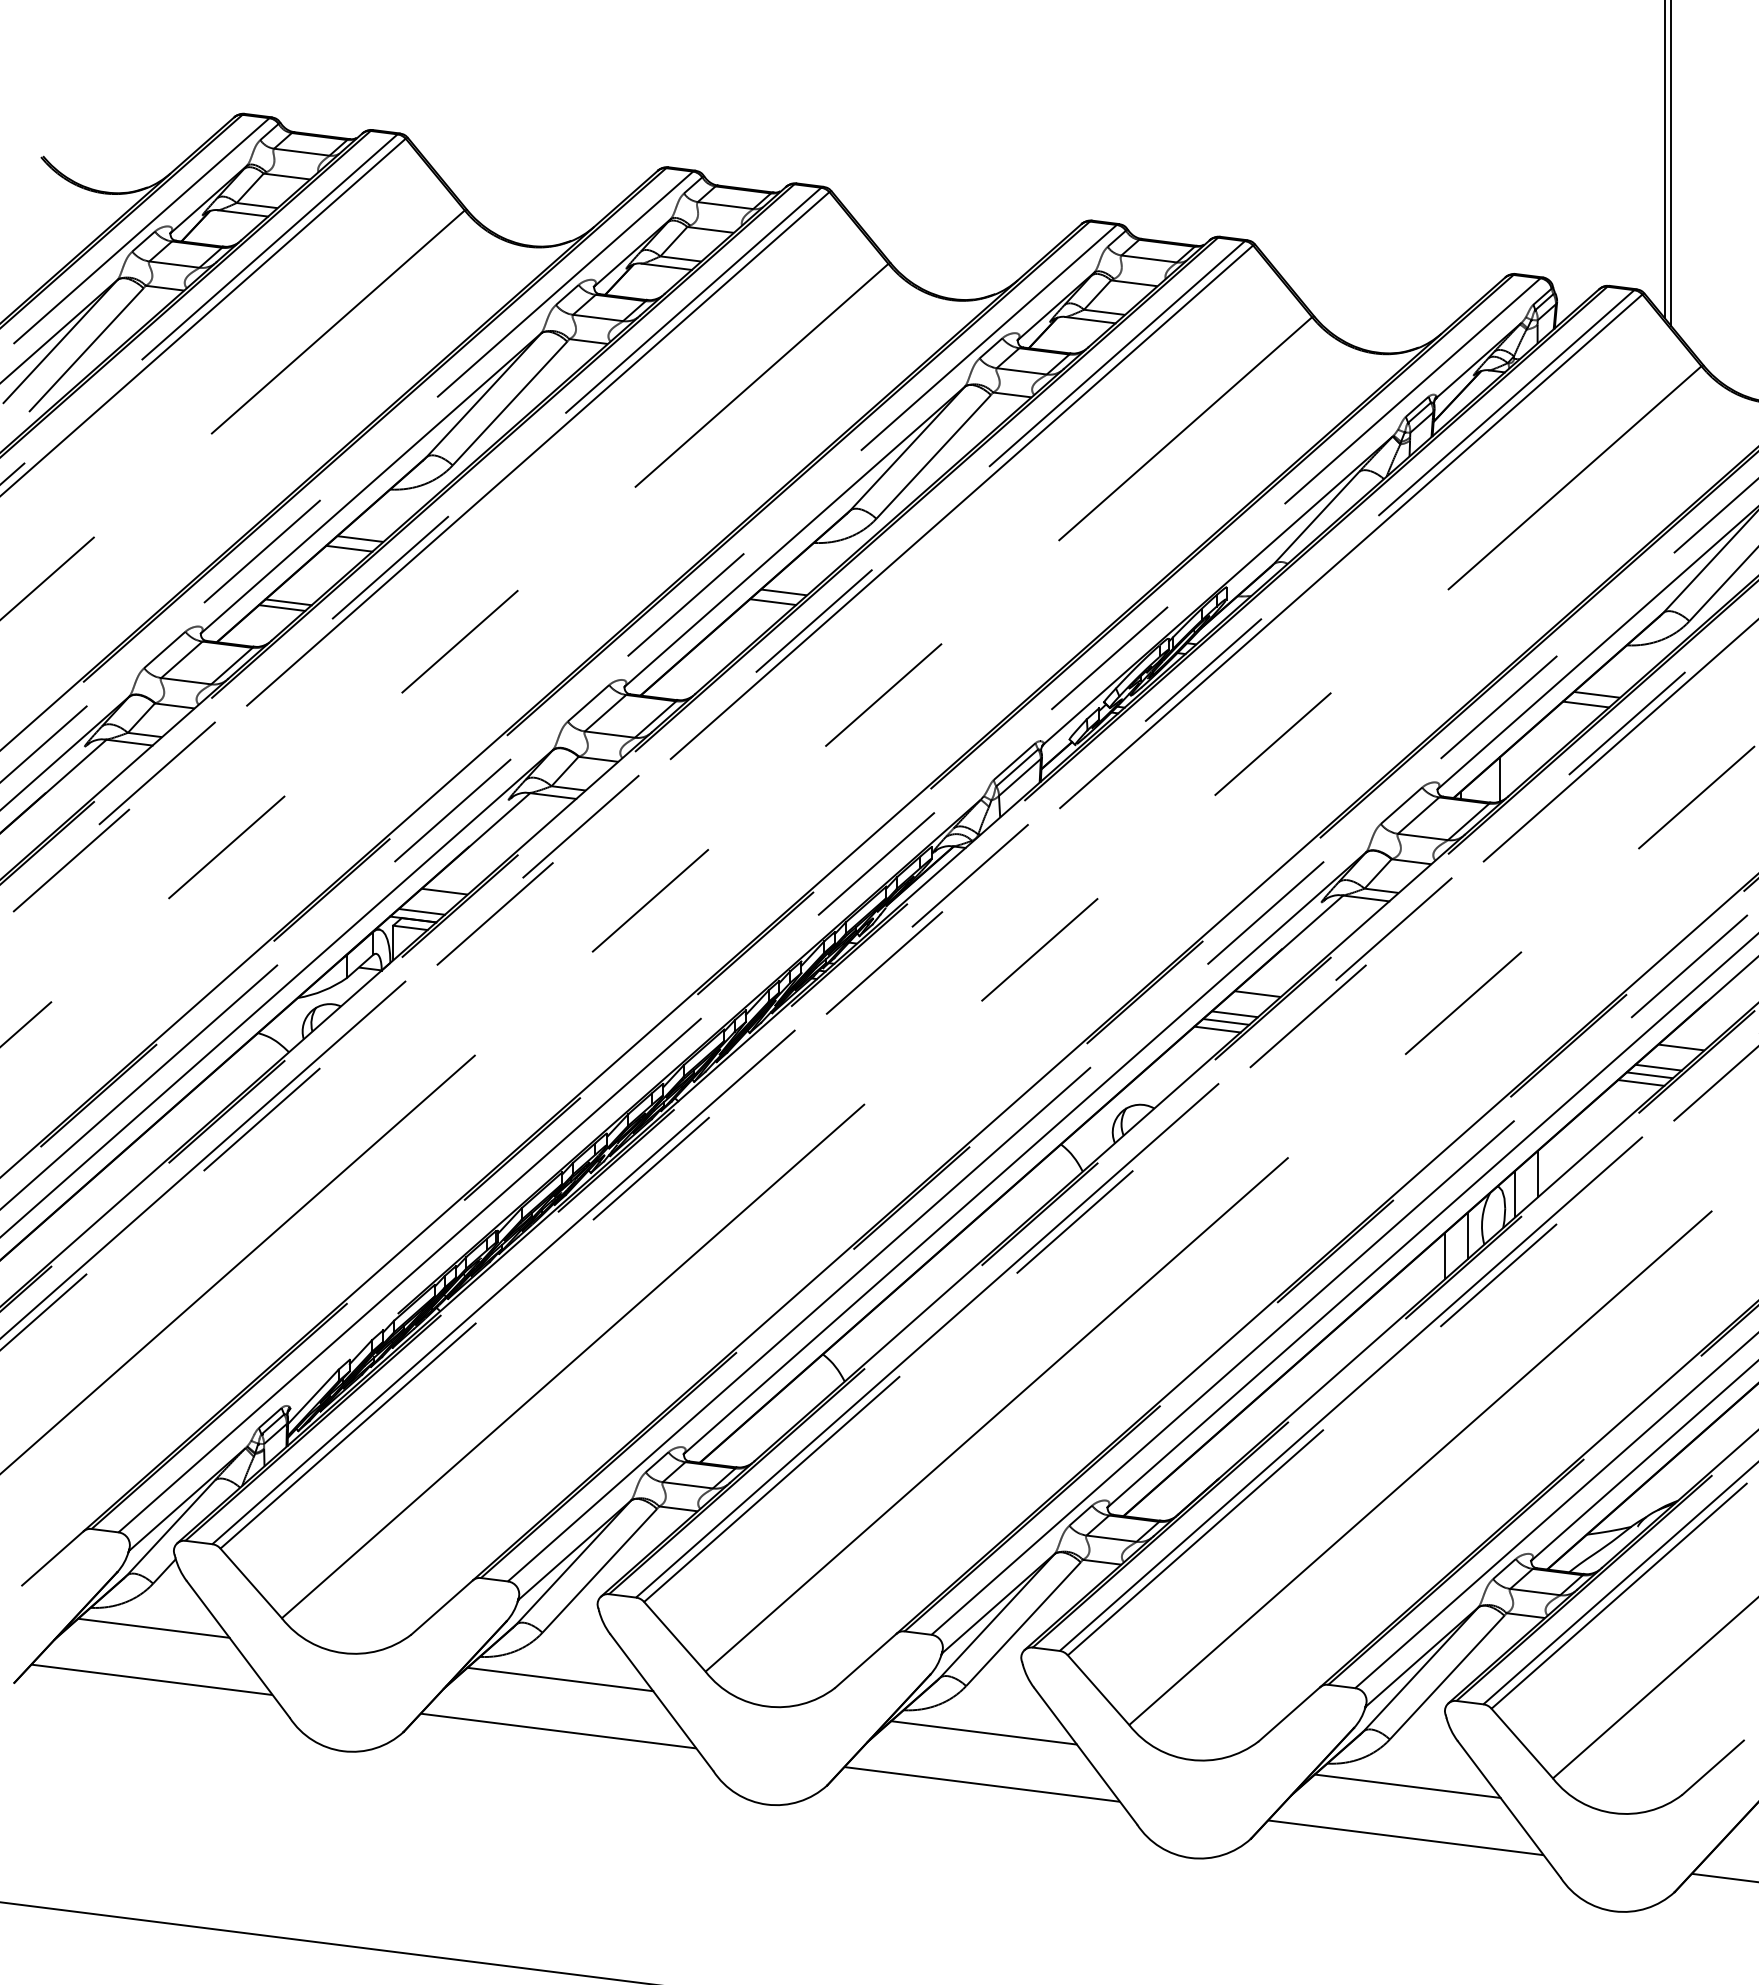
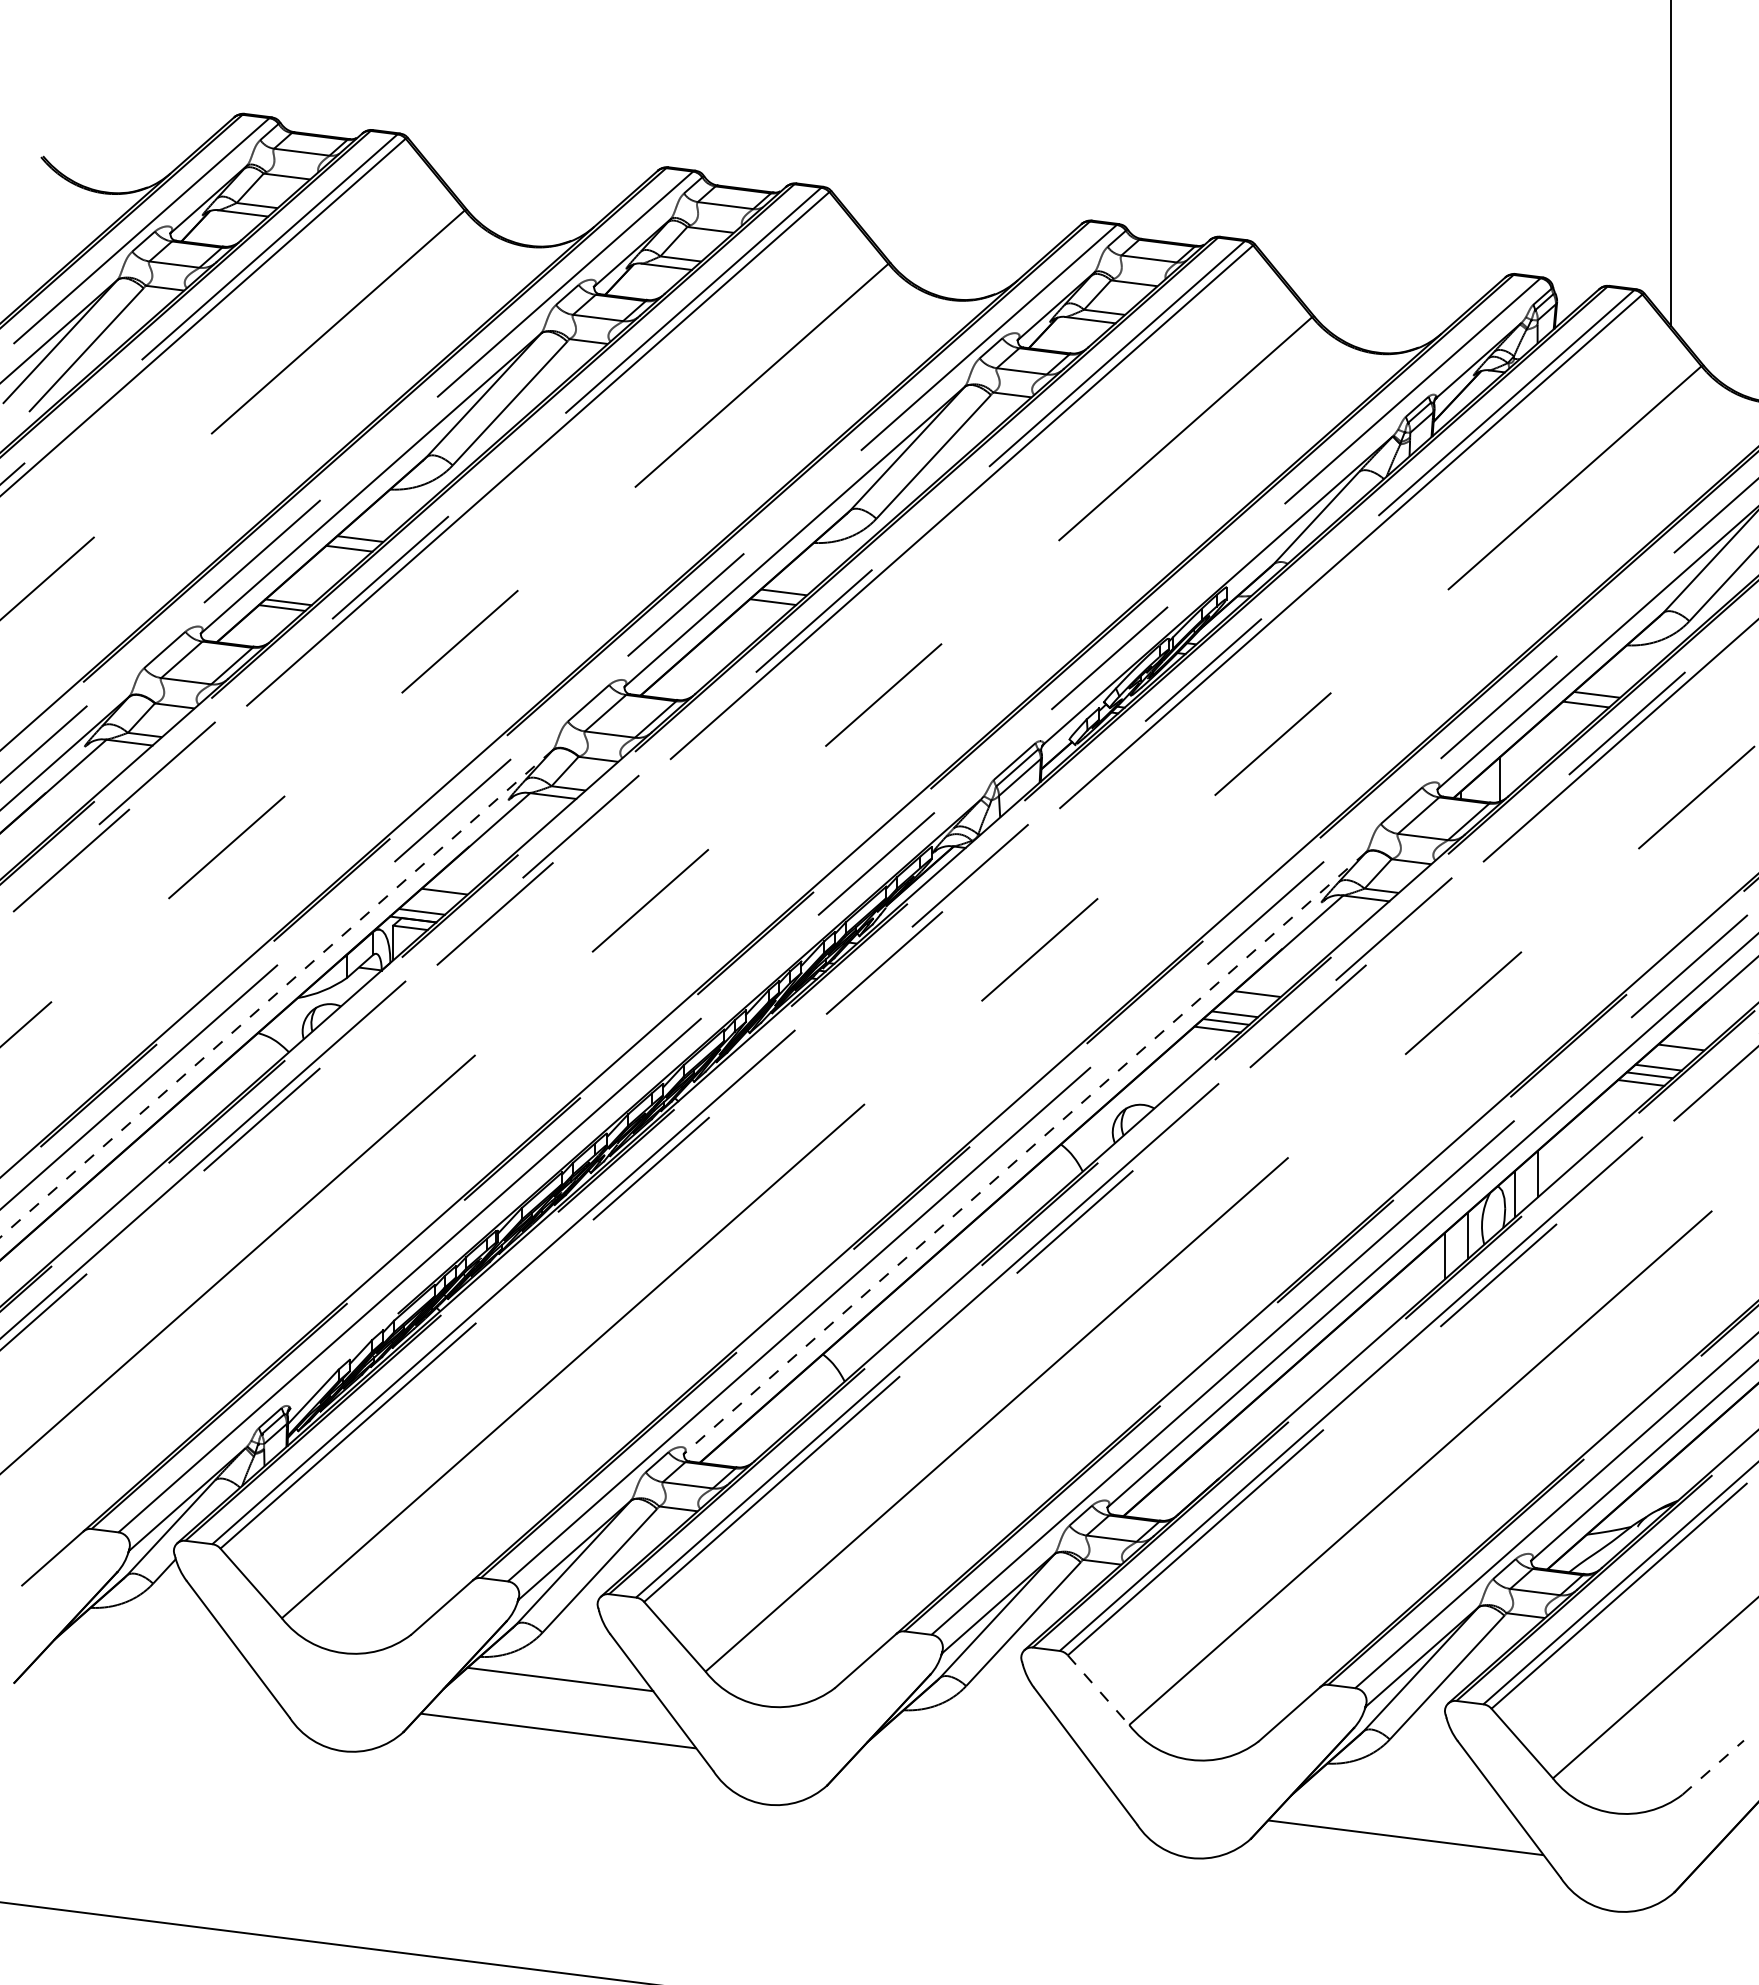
line: present -> none (1664, 159)
line: solid -> dashed (276, 993)
line: solid -> dashed (1024, 1153)
line: present -> none (153, 1627)
line: present -> none (151, 1679)
line: solid -> dashed (1098, 1690)
line: present -> none (983, 1732)
line: solid -> dashed (1713, 1767)
line: present -> none (982, 1784)
line: present -> none (1407, 1785)
line: present -> none (1723, 1877)
